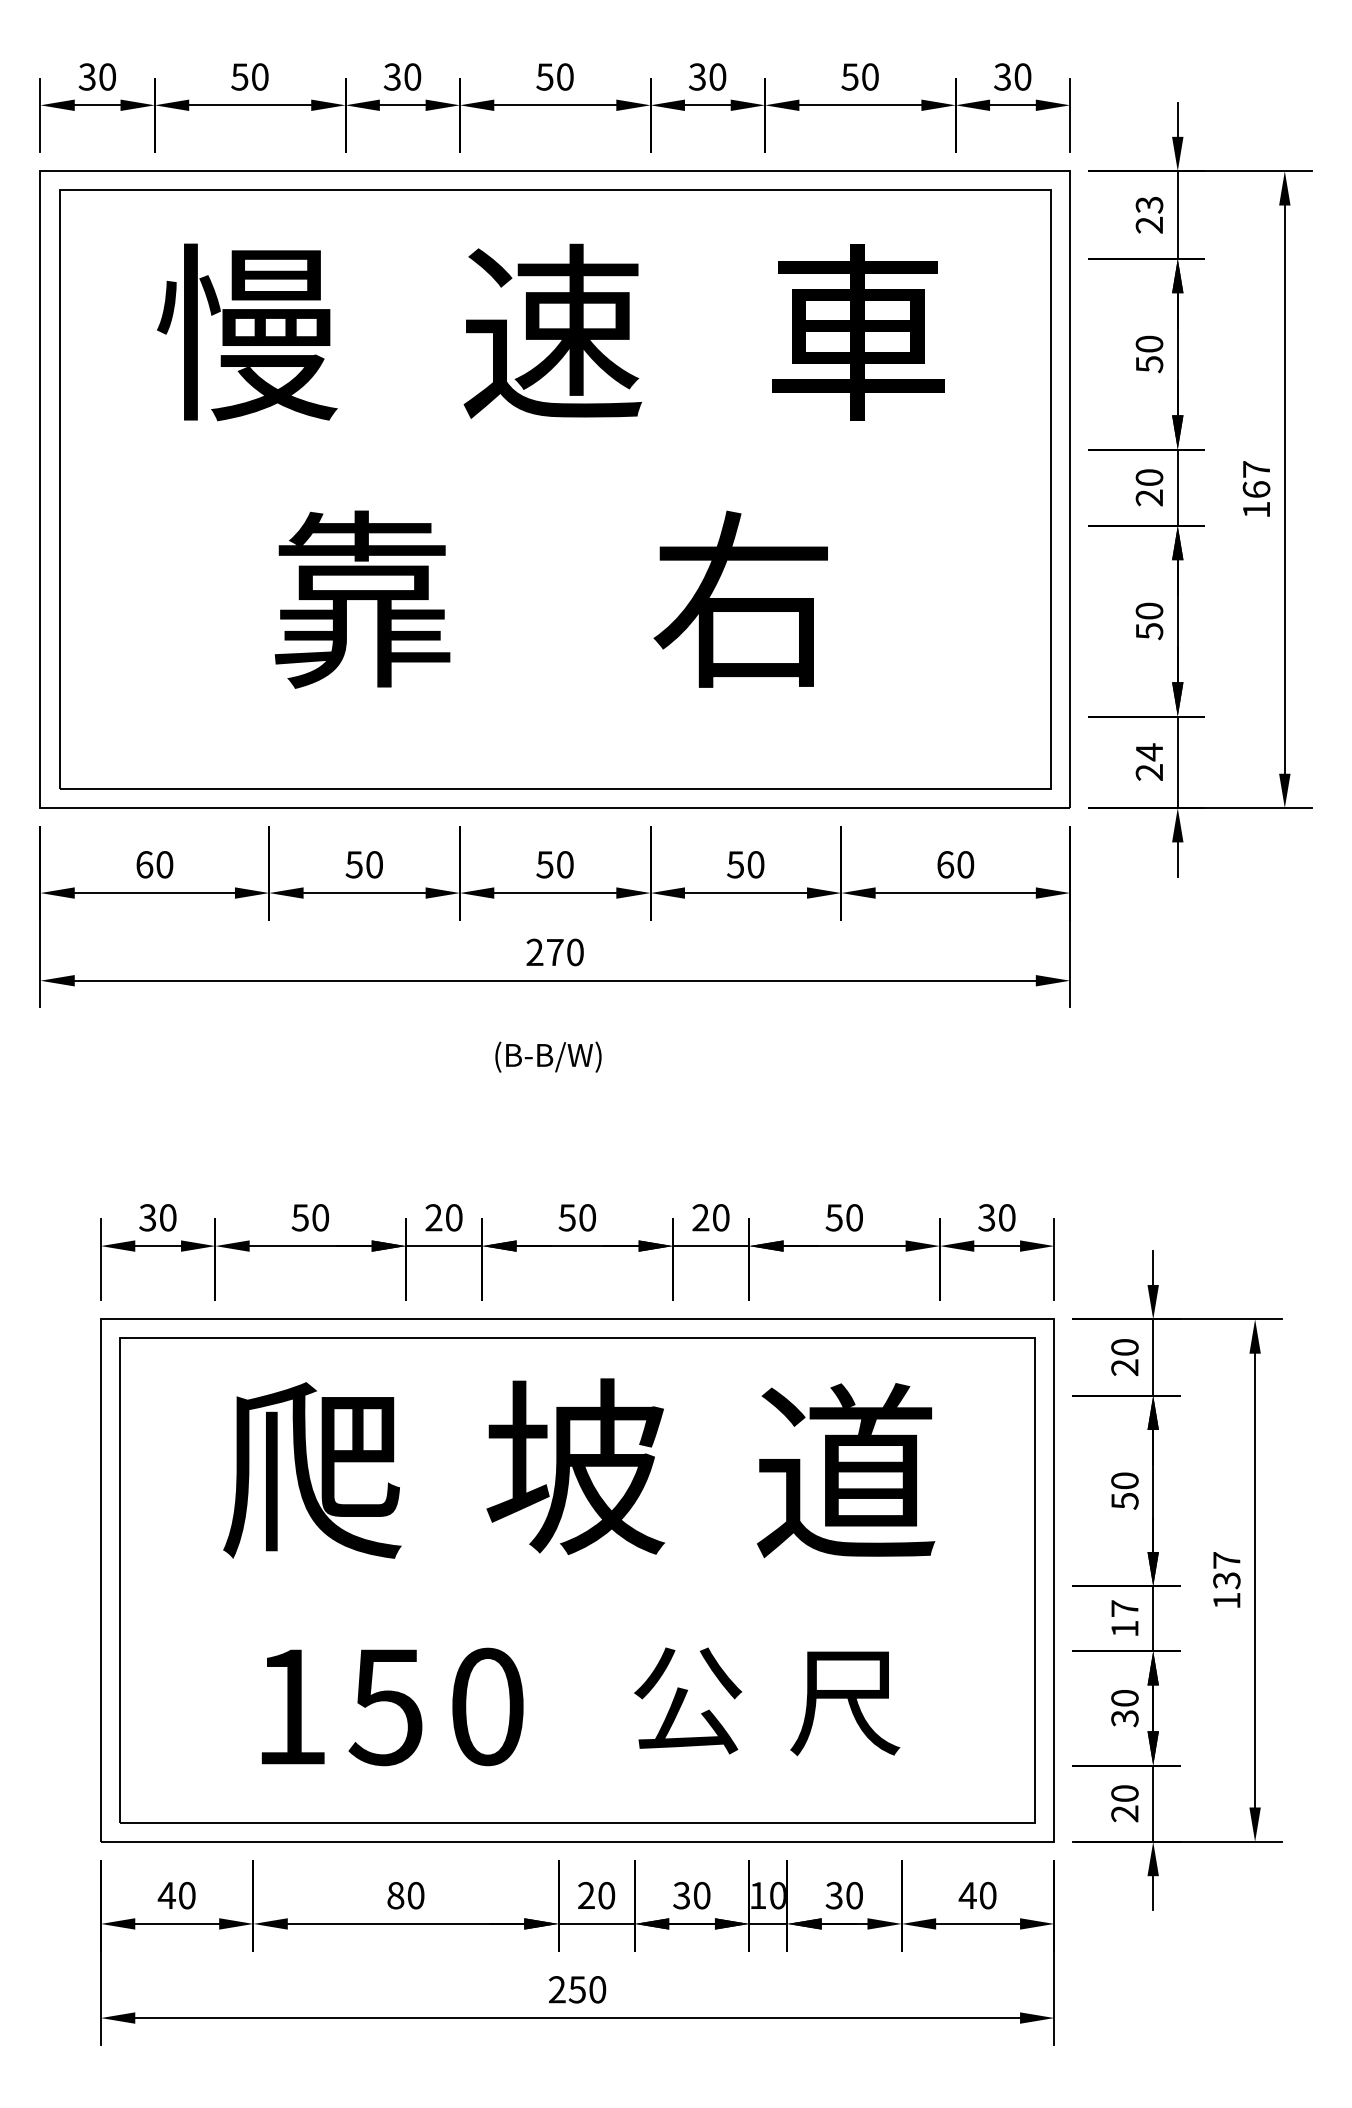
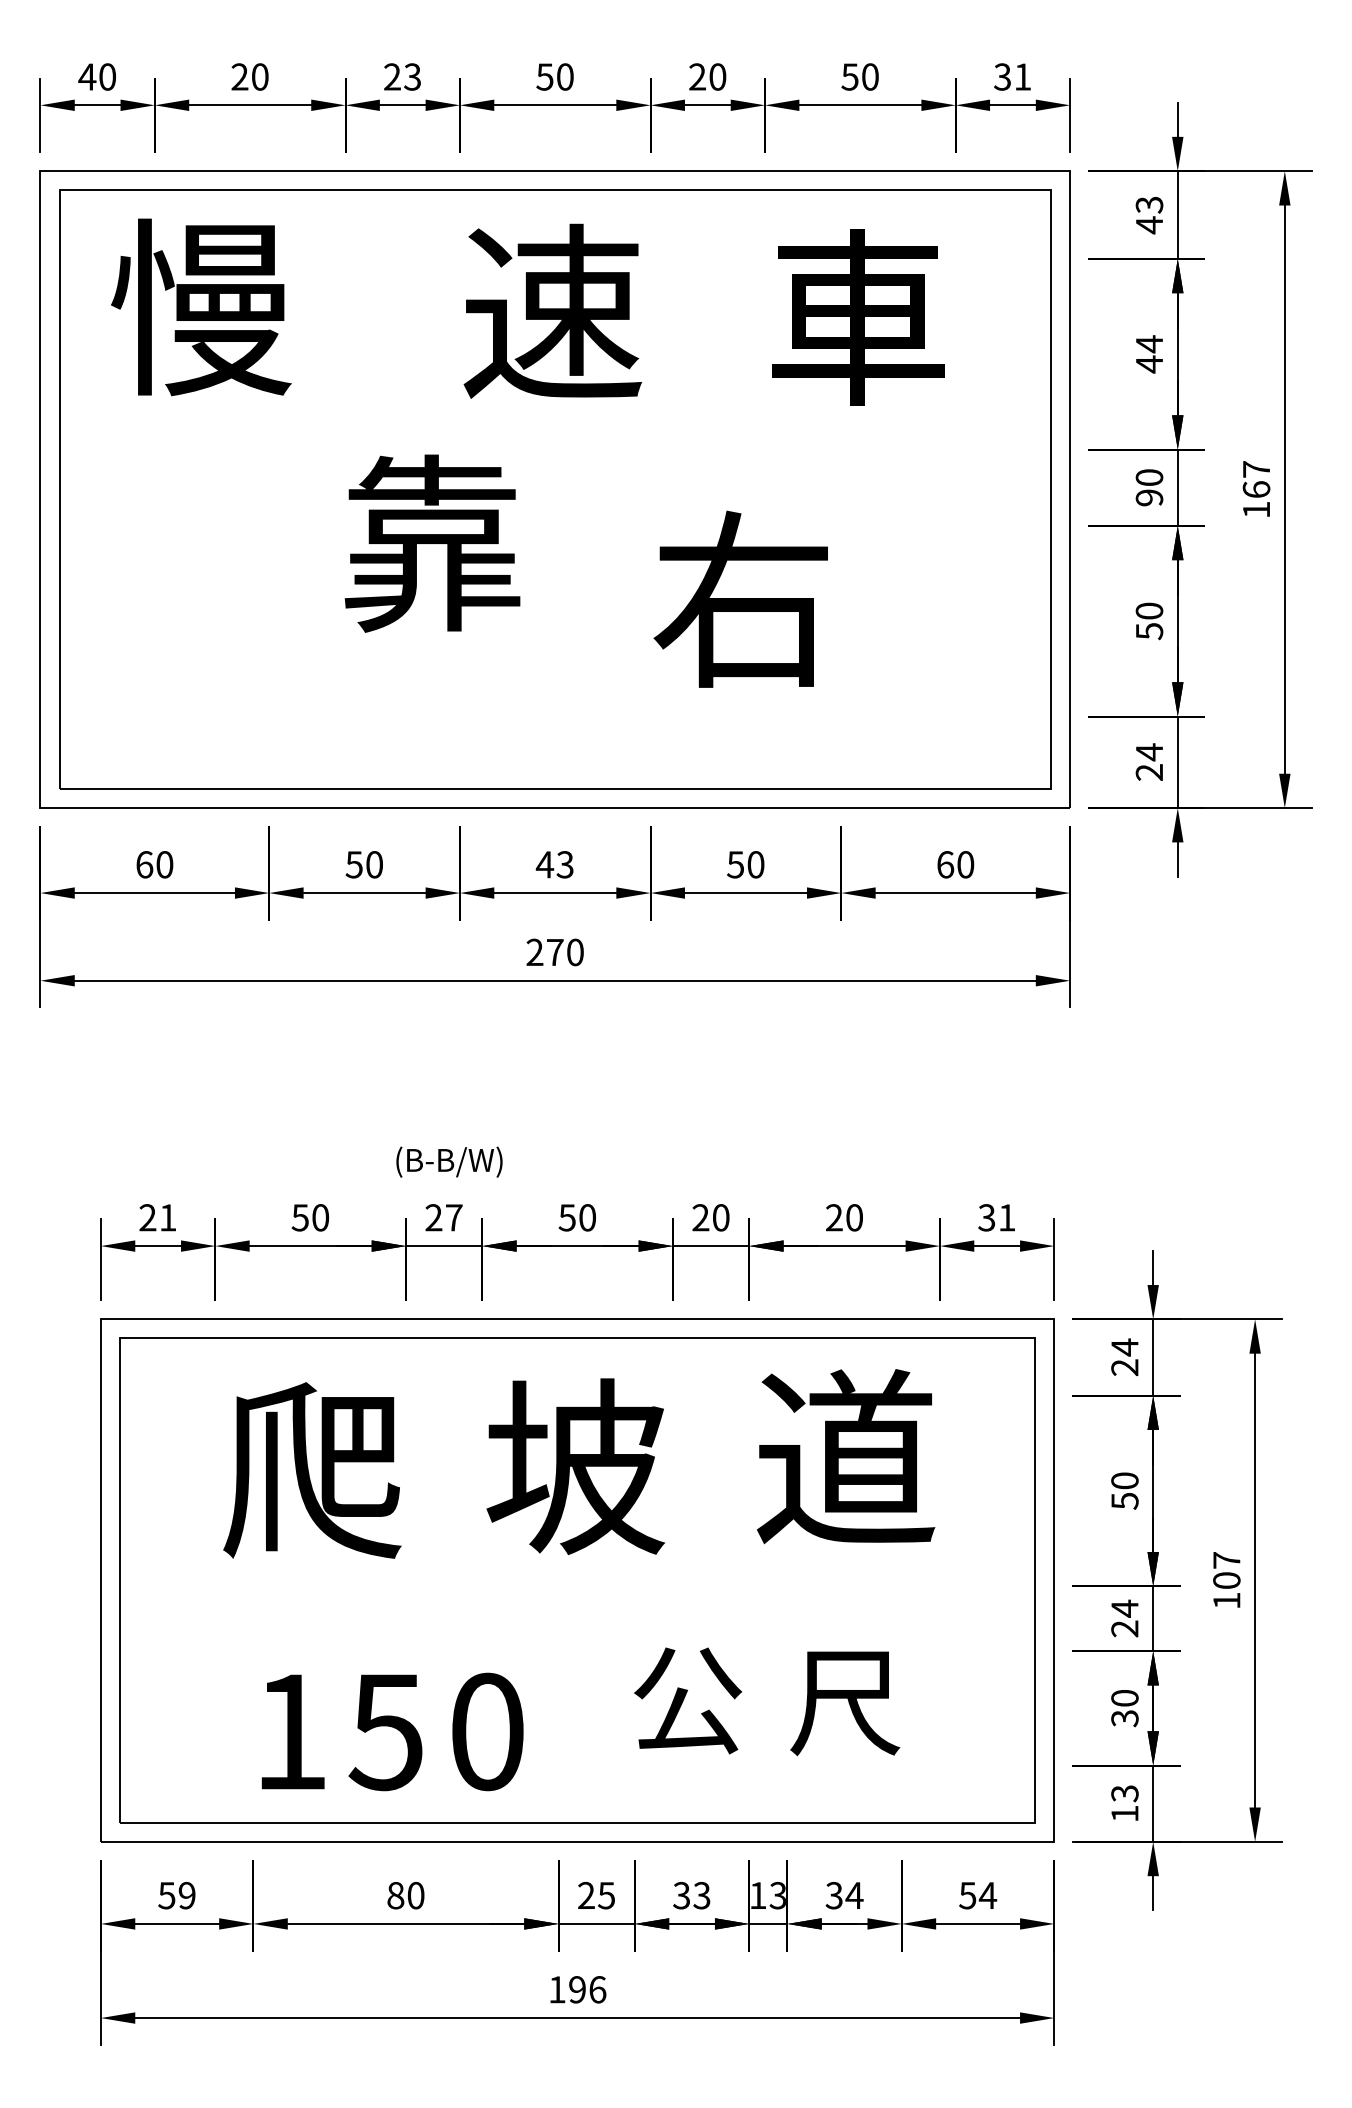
text: 30 -> 40 (87, 76)
text: 50 -> 20 (239, 76)
text: 30 -> 23 (402, 76)
text: 30 -> 20 (697, 76)
text: 30 -> 31 (1022, 76)
text: 23 -> 43 (1148, 225)
text position: (552, 330) -> (552, 310) (552, 310)
text position: (247, 332) -> (201, 307) (201, 307)
text position: (858, 332) -> (858, 317) (858, 317)
text: 50 -> 44 (1149, 354)
text: 20 -> 90 (1149, 497)
text position: (362, 599) -> (432, 543) (432, 543)
text: 50 -> 43 (554, 864)
text position: (548, 1056) -> (449, 1161) (449, 1161)
text: 30 -> 21 (157, 1217)
text: 20 -> 27 (454, 1217)
text: 50 -> 20 (833, 1217)
text: 30 -> 31 (1007, 1217)
text: 20 -> 24 (1124, 1347)
text position: (846, 1470) -> (846, 1456) (846, 1456)
text: 137 -> 107 (1226, 1580)
text: 17 -> 24 (1124, 1618)
text position: (392, 1706) -> (392, 1731) (392, 1731)
text: 20 -> 13 (1124, 1803)
text: 40 -> 59 (176, 1895)
text: 20 -> 25 (606, 1895)
text: 30 -> 33 (701, 1895)
text: 10 -> 13 (777, 1895)
text: 30 -> 34 (854, 1895)
text: 40 -> 54 (977, 1895)
text: 250 -> 196 (577, 1989)
